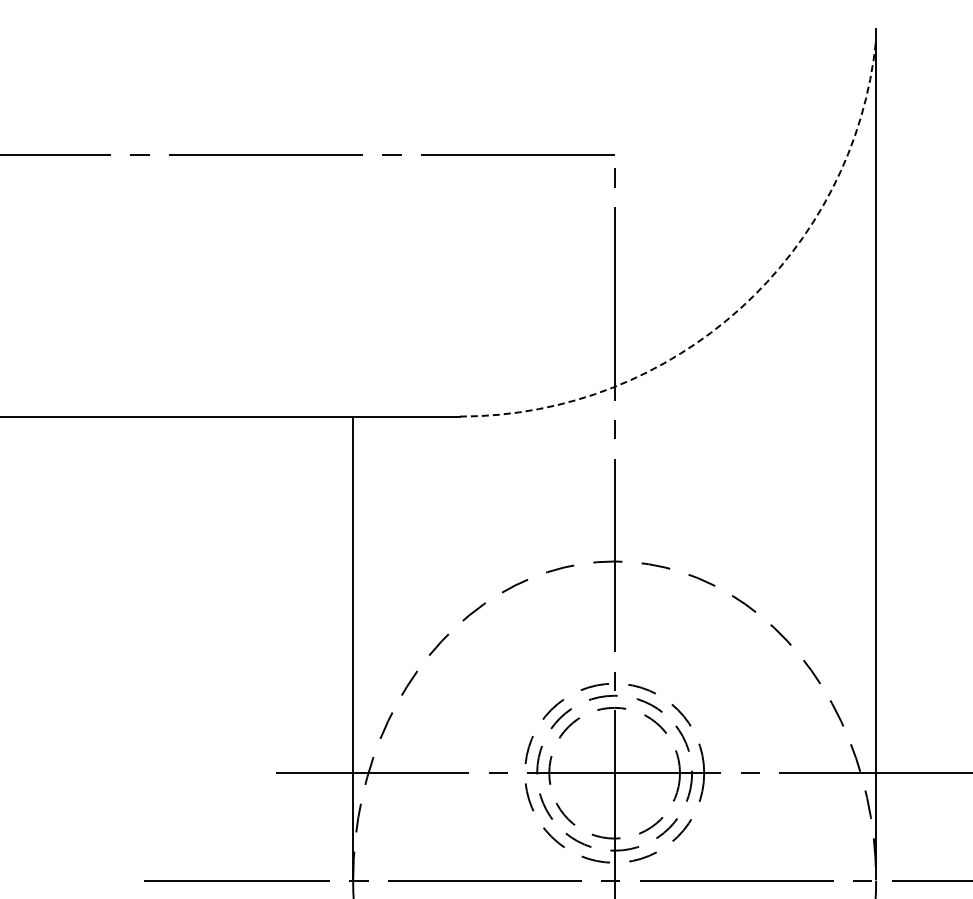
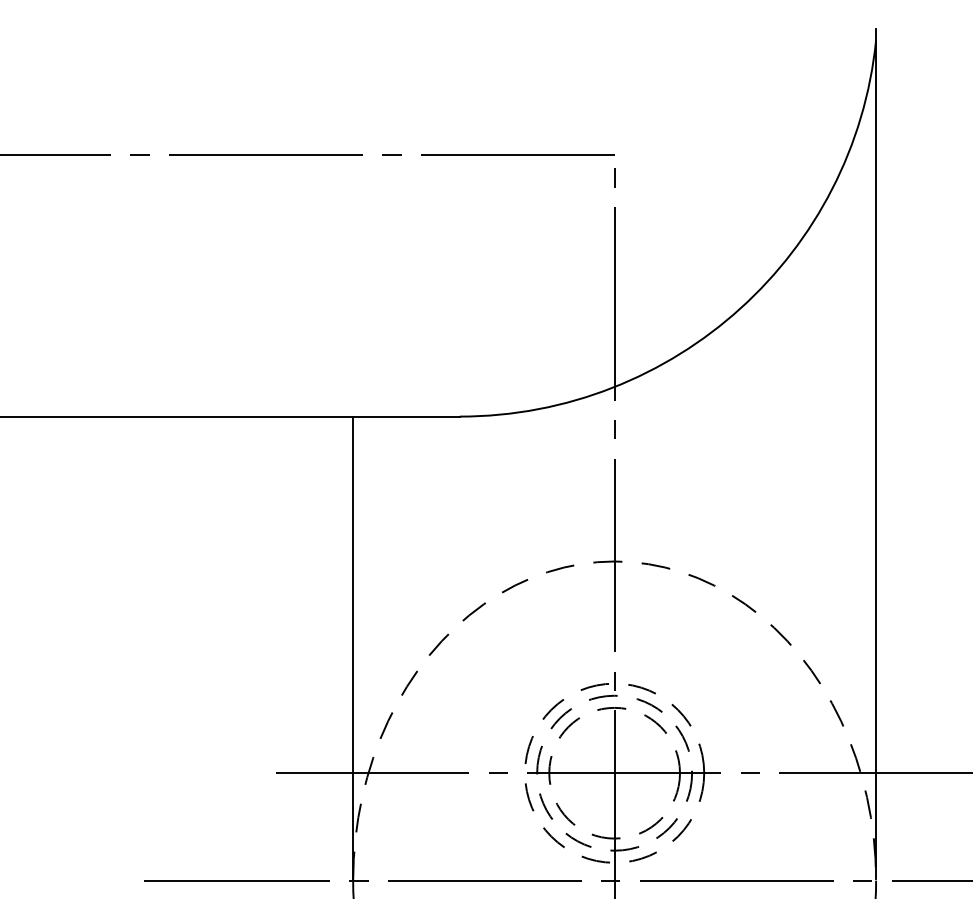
arc: dashed -> solid (740, 308)
